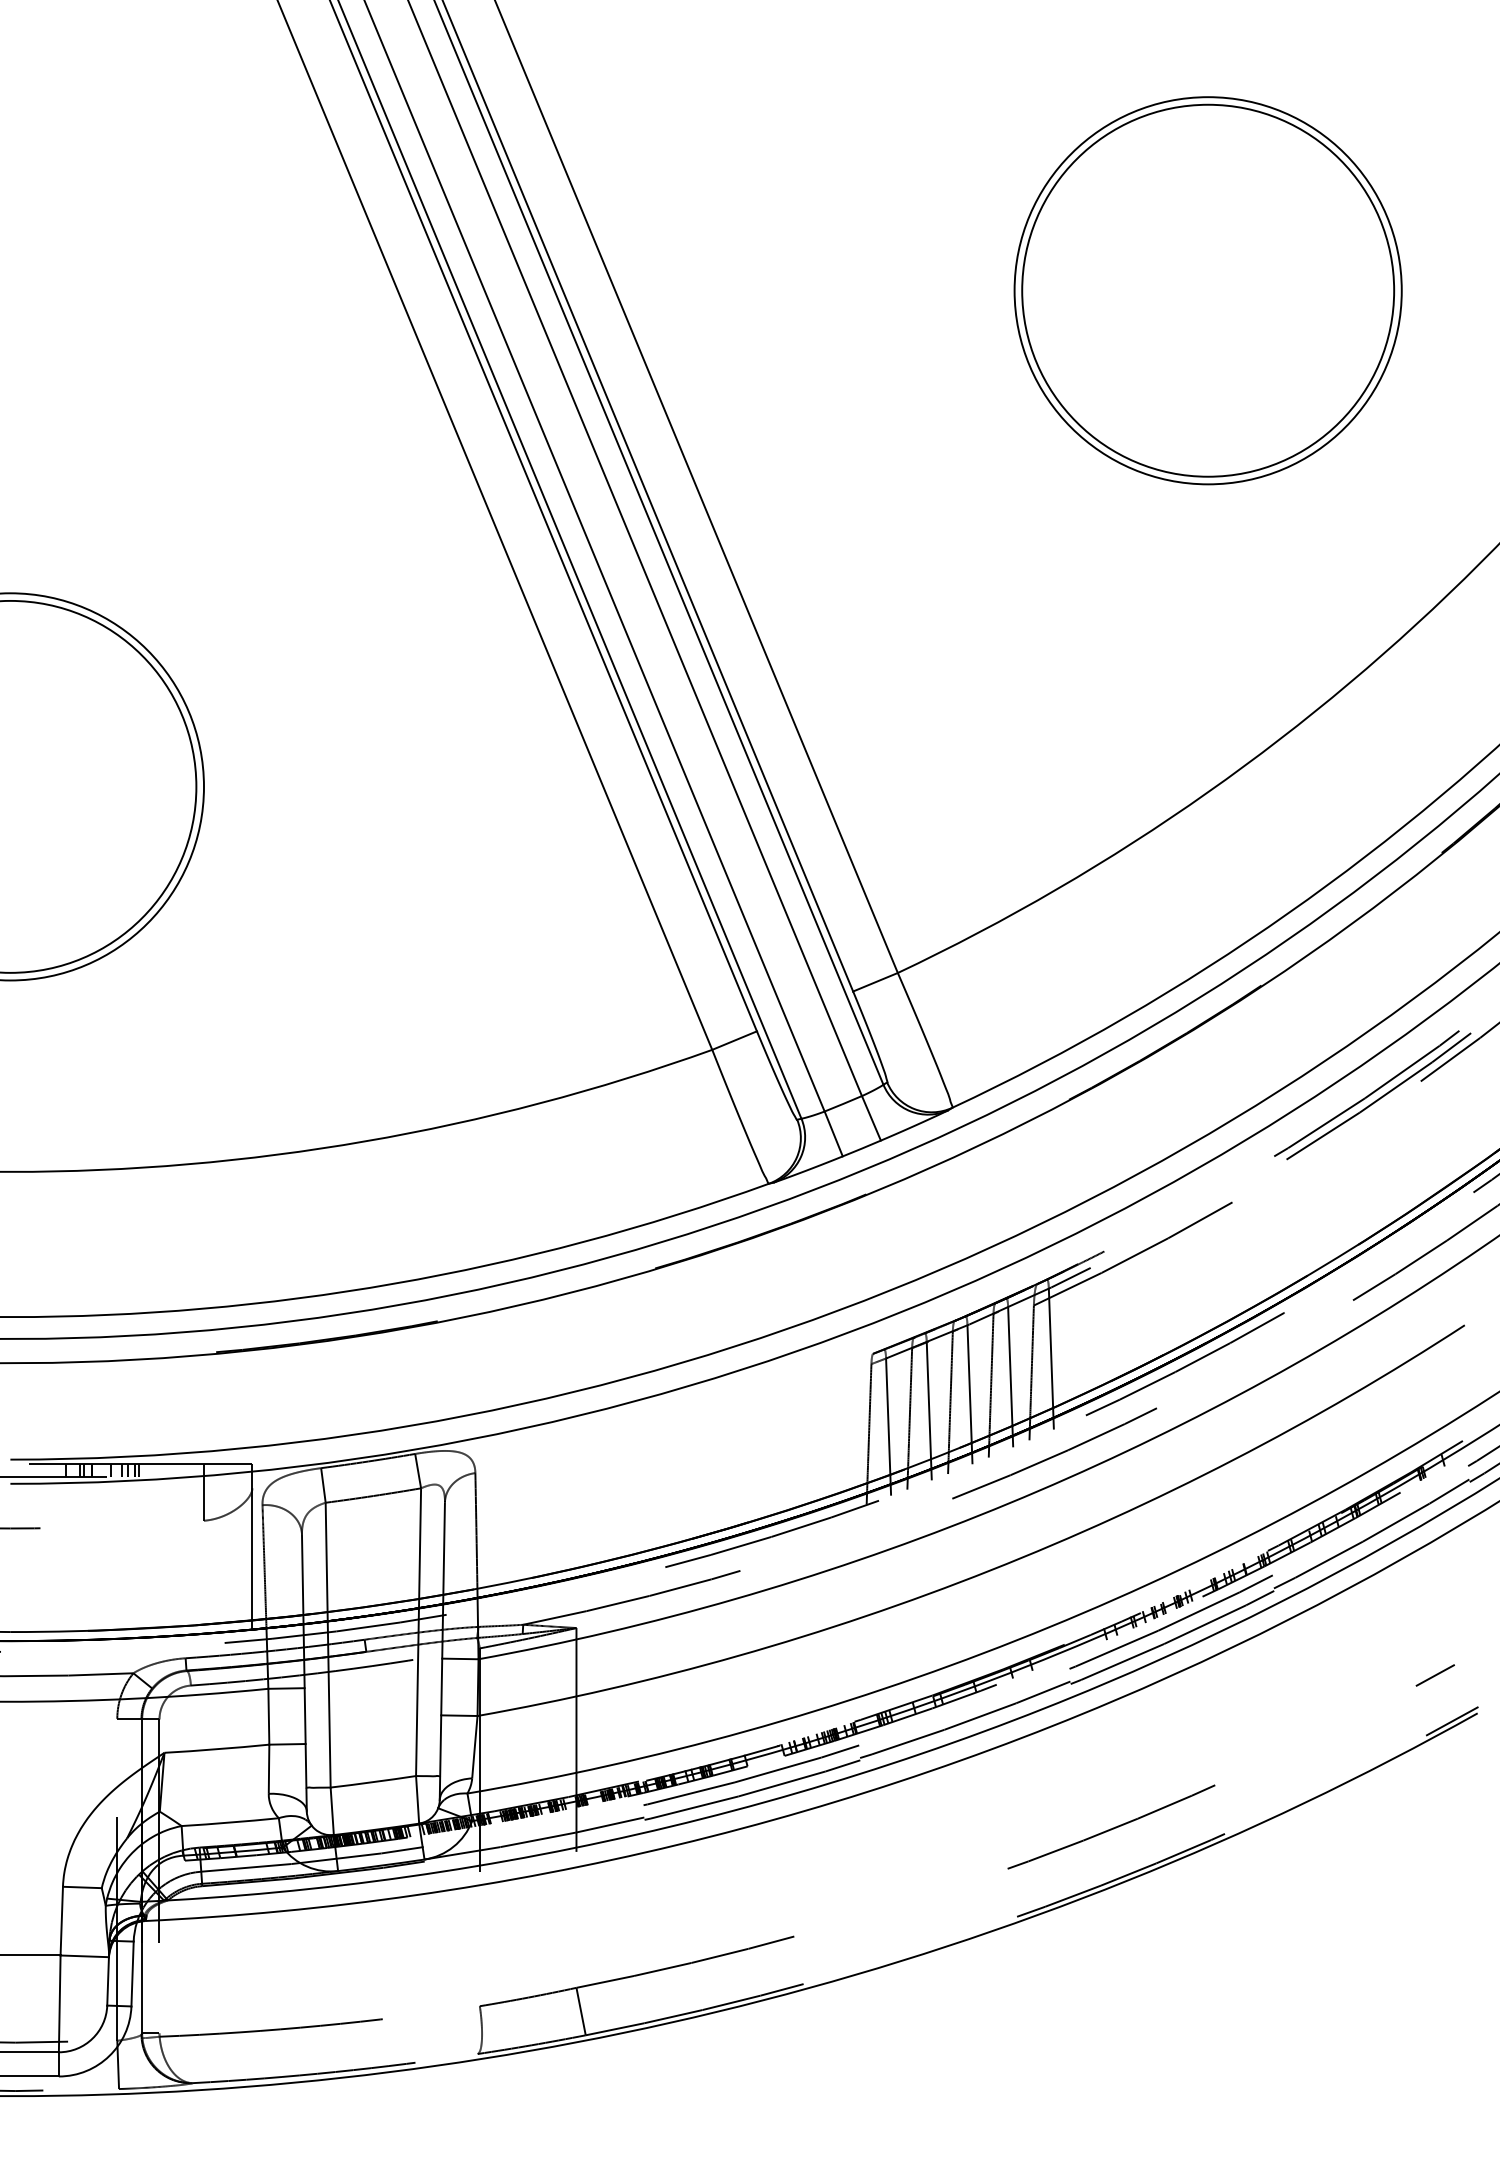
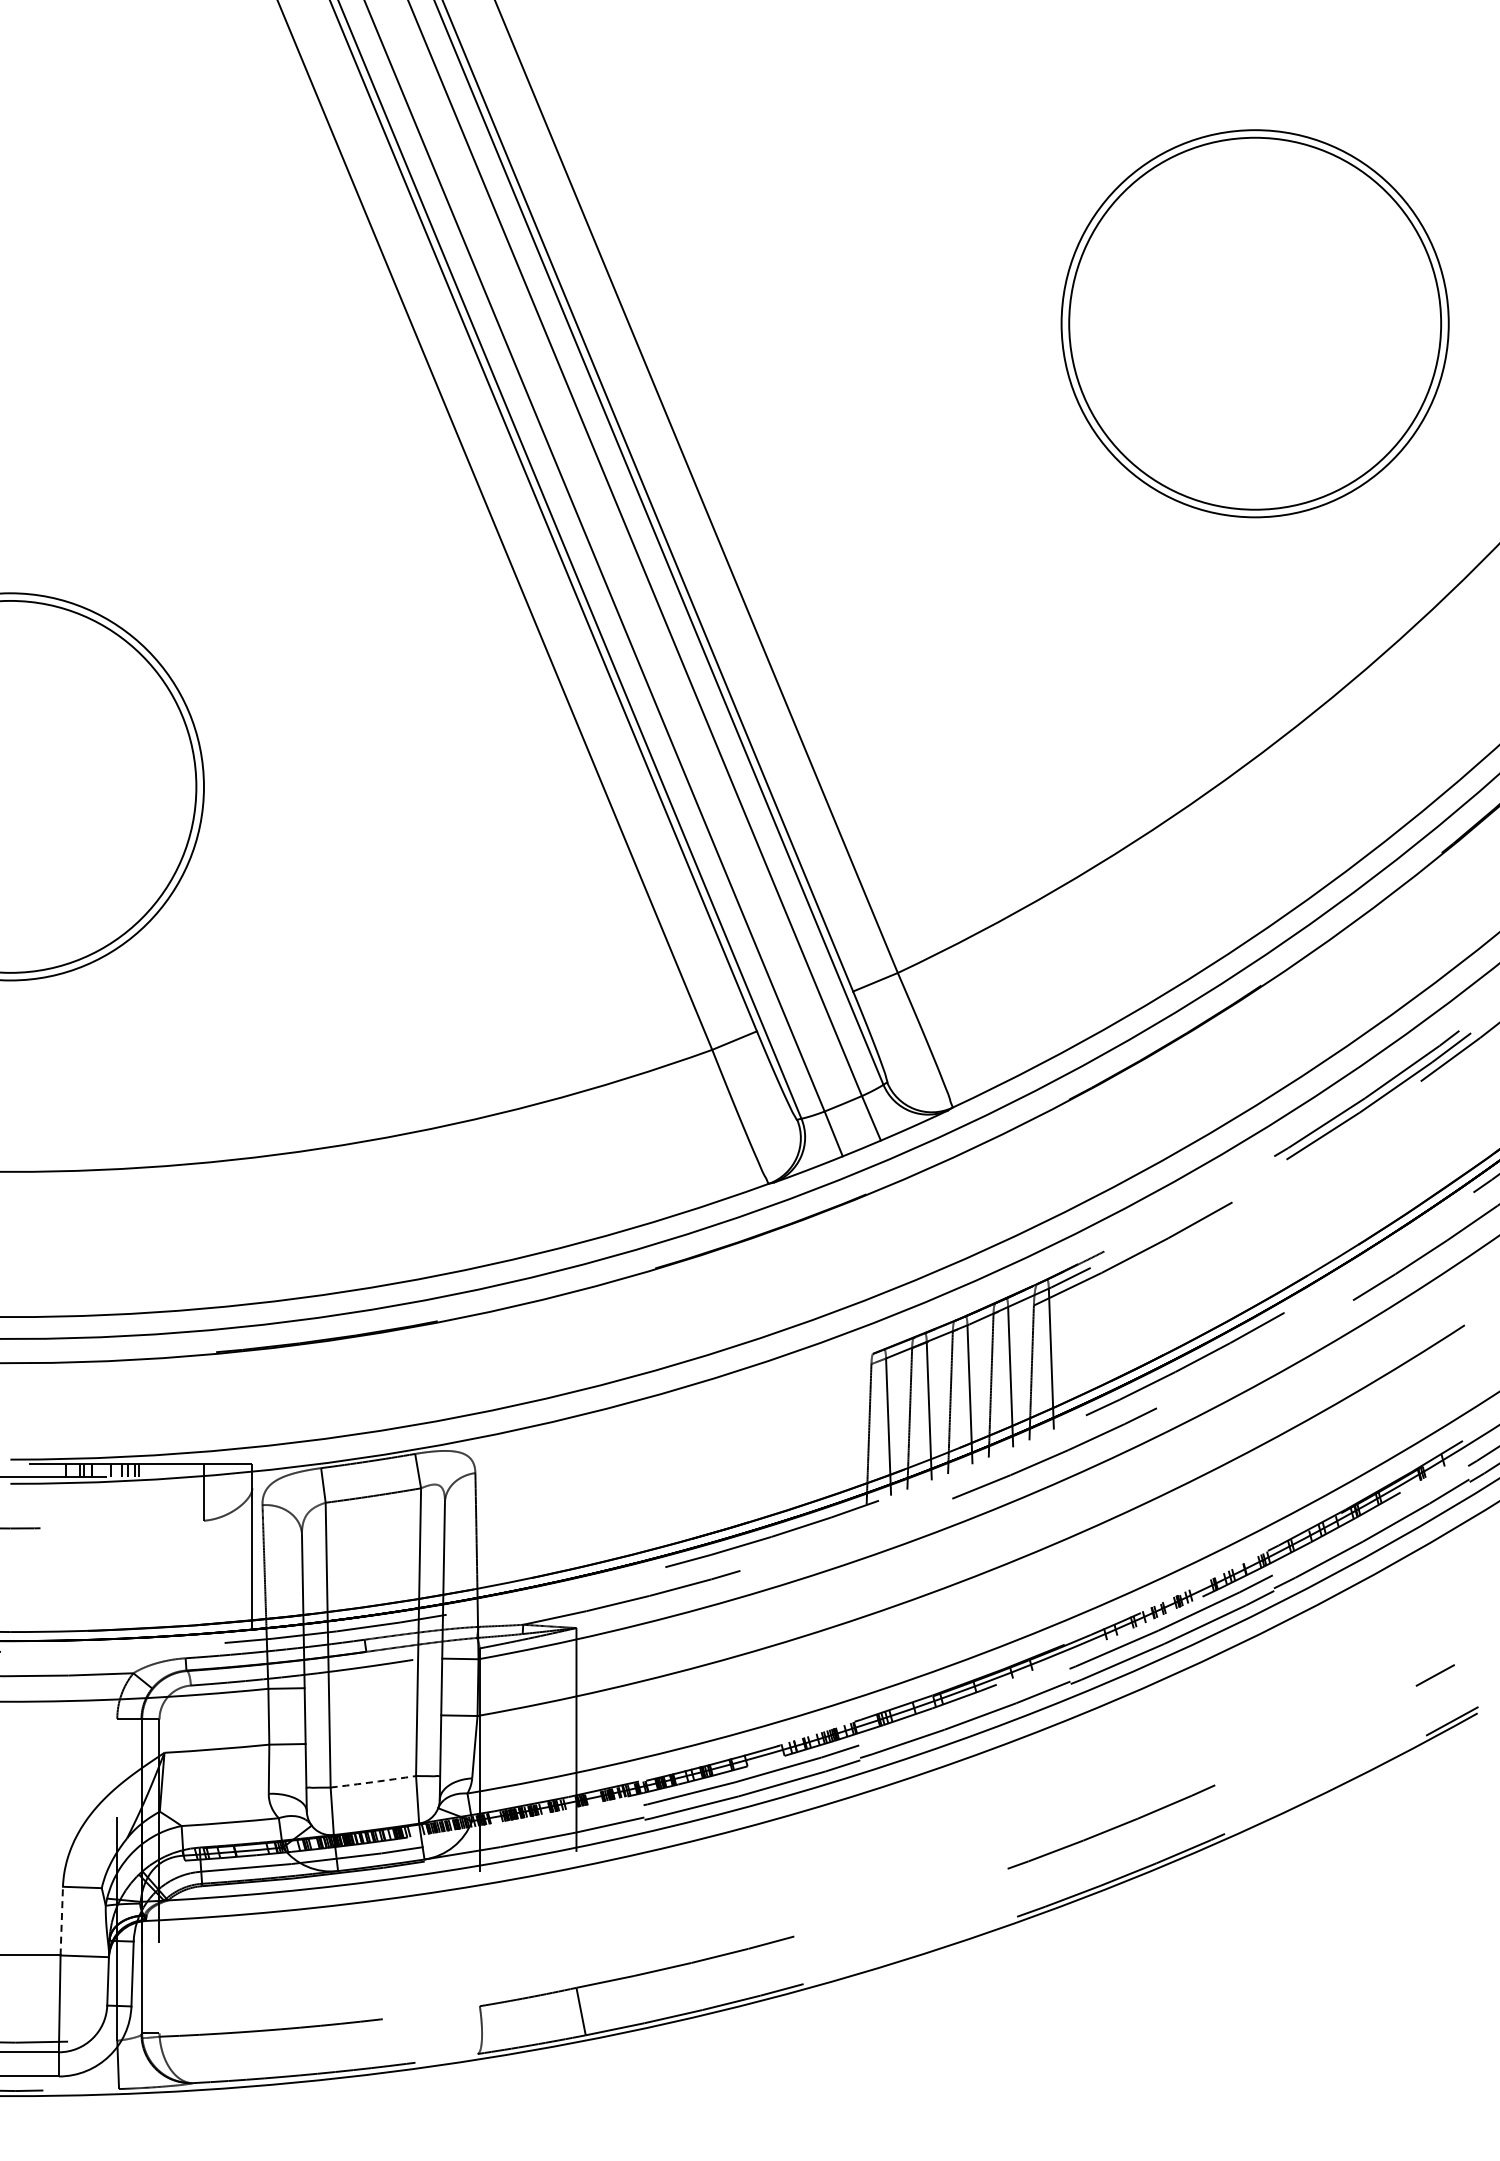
part position: (1207, 290) -> (1254, 323) (1254, 323)
arc: solid -> dashed (373, 1782)
line: solid -> dashed (61, 1920)
